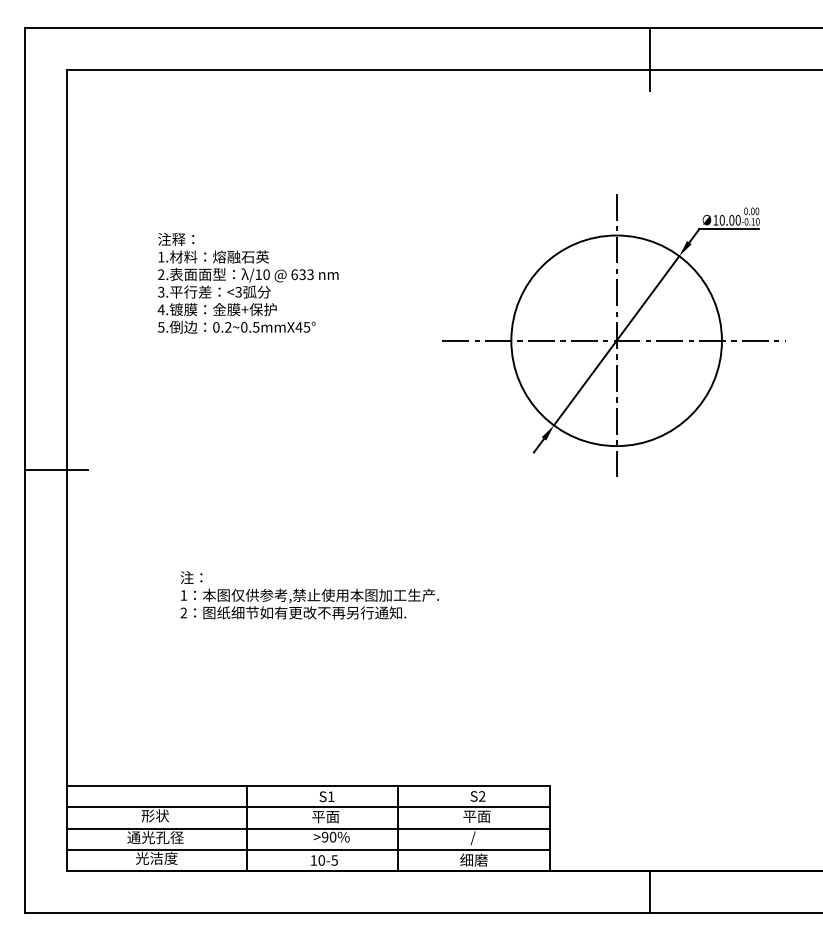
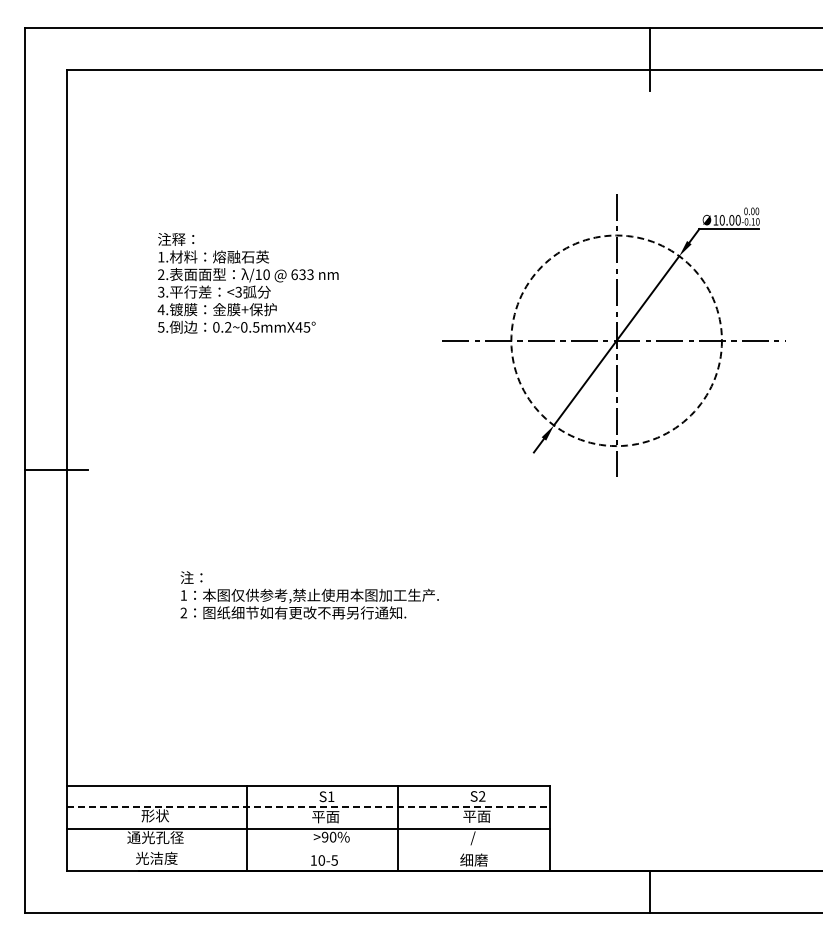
circle: solid -> dashed (616, 340)
line: solid -> dashed (308, 807)
line: present -> none (307, 849)
